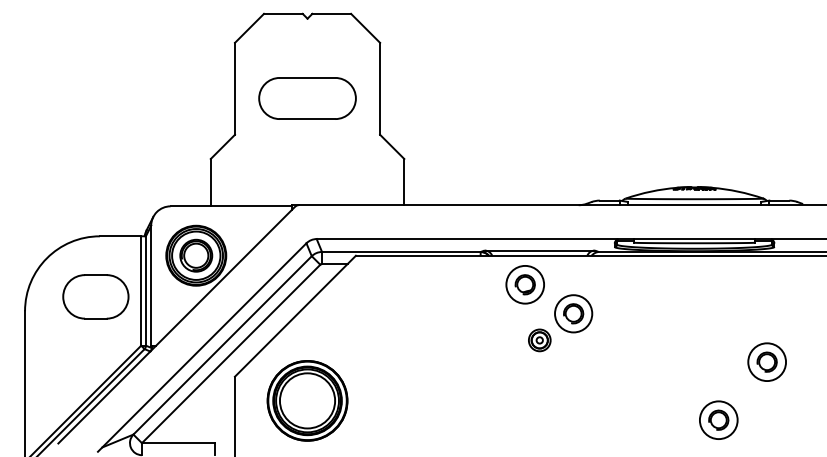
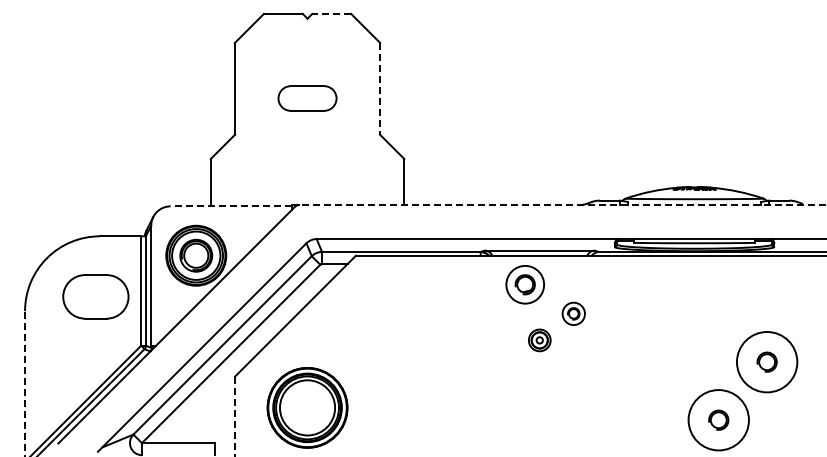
line: solid -> dashed (331, 13)
line: solid -> dashed (380, 88)
part size: 99x43 px -> 61x27 px (307, 98)
line: solid -> dashed (562, 205)
line: solid -> dashed (231, 206)
part size: 40x40 px -> 25x25 px (573, 313)
circle diameter: 38 px -> 60 px (766, 362)
line: solid -> dashed (25, 384)
part position: (307, 400) -> (307, 407) (307, 407)
line: solid -> dashed (234, 416)
circle diameter: 38 px -> 60 px (718, 420)
